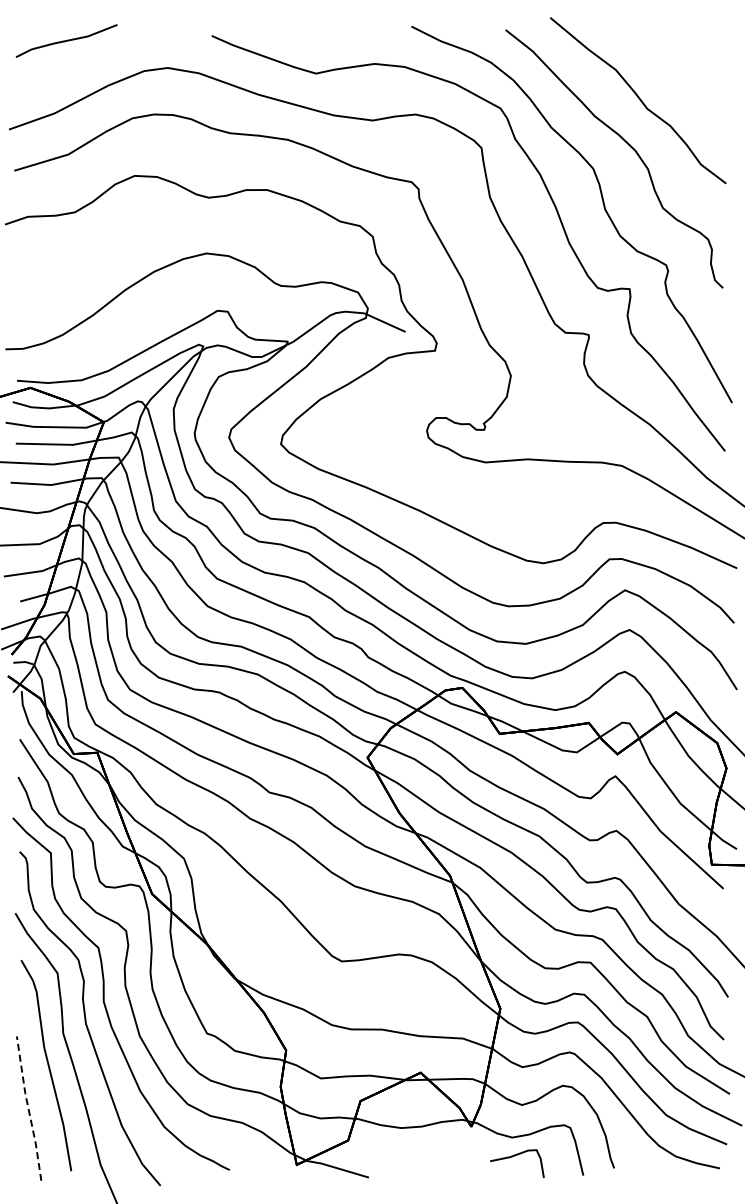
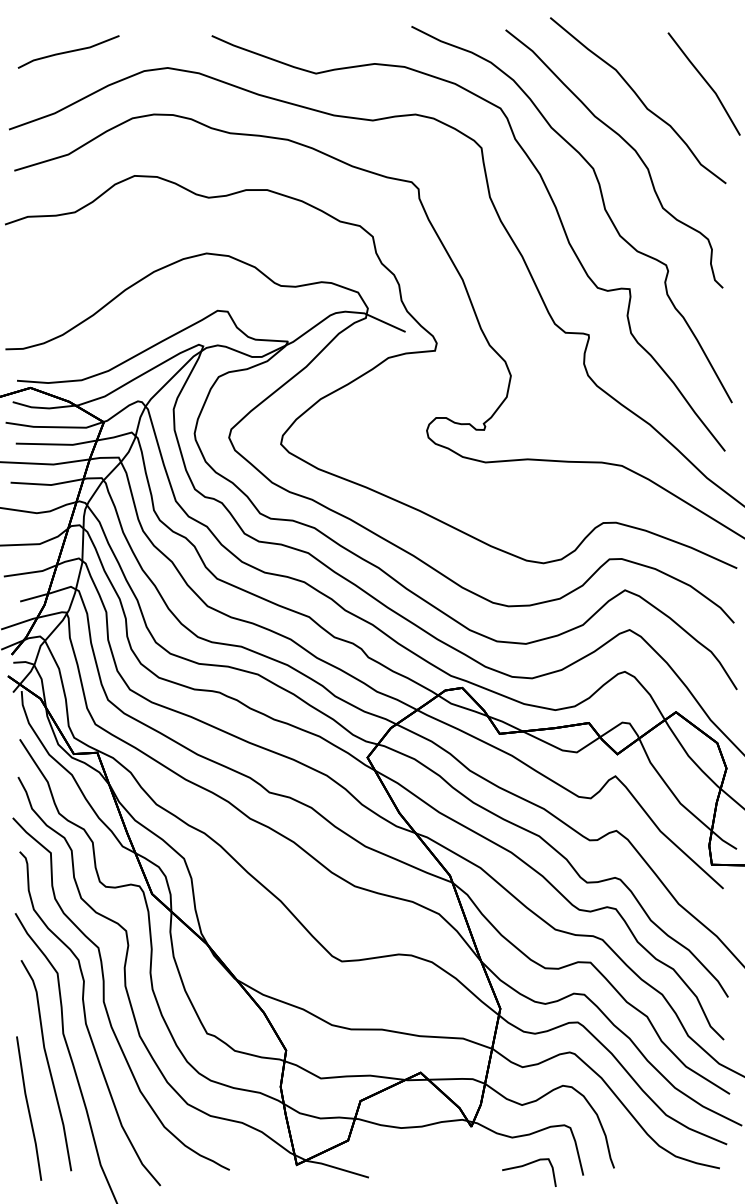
line position: (66, 40) -> (68, 51) (68, 51)
line: none -> present (704, 81)
line: dashed -> solid (28, 1109)
curve position: (515, 1156) -> (527, 1165) (527, 1165)
